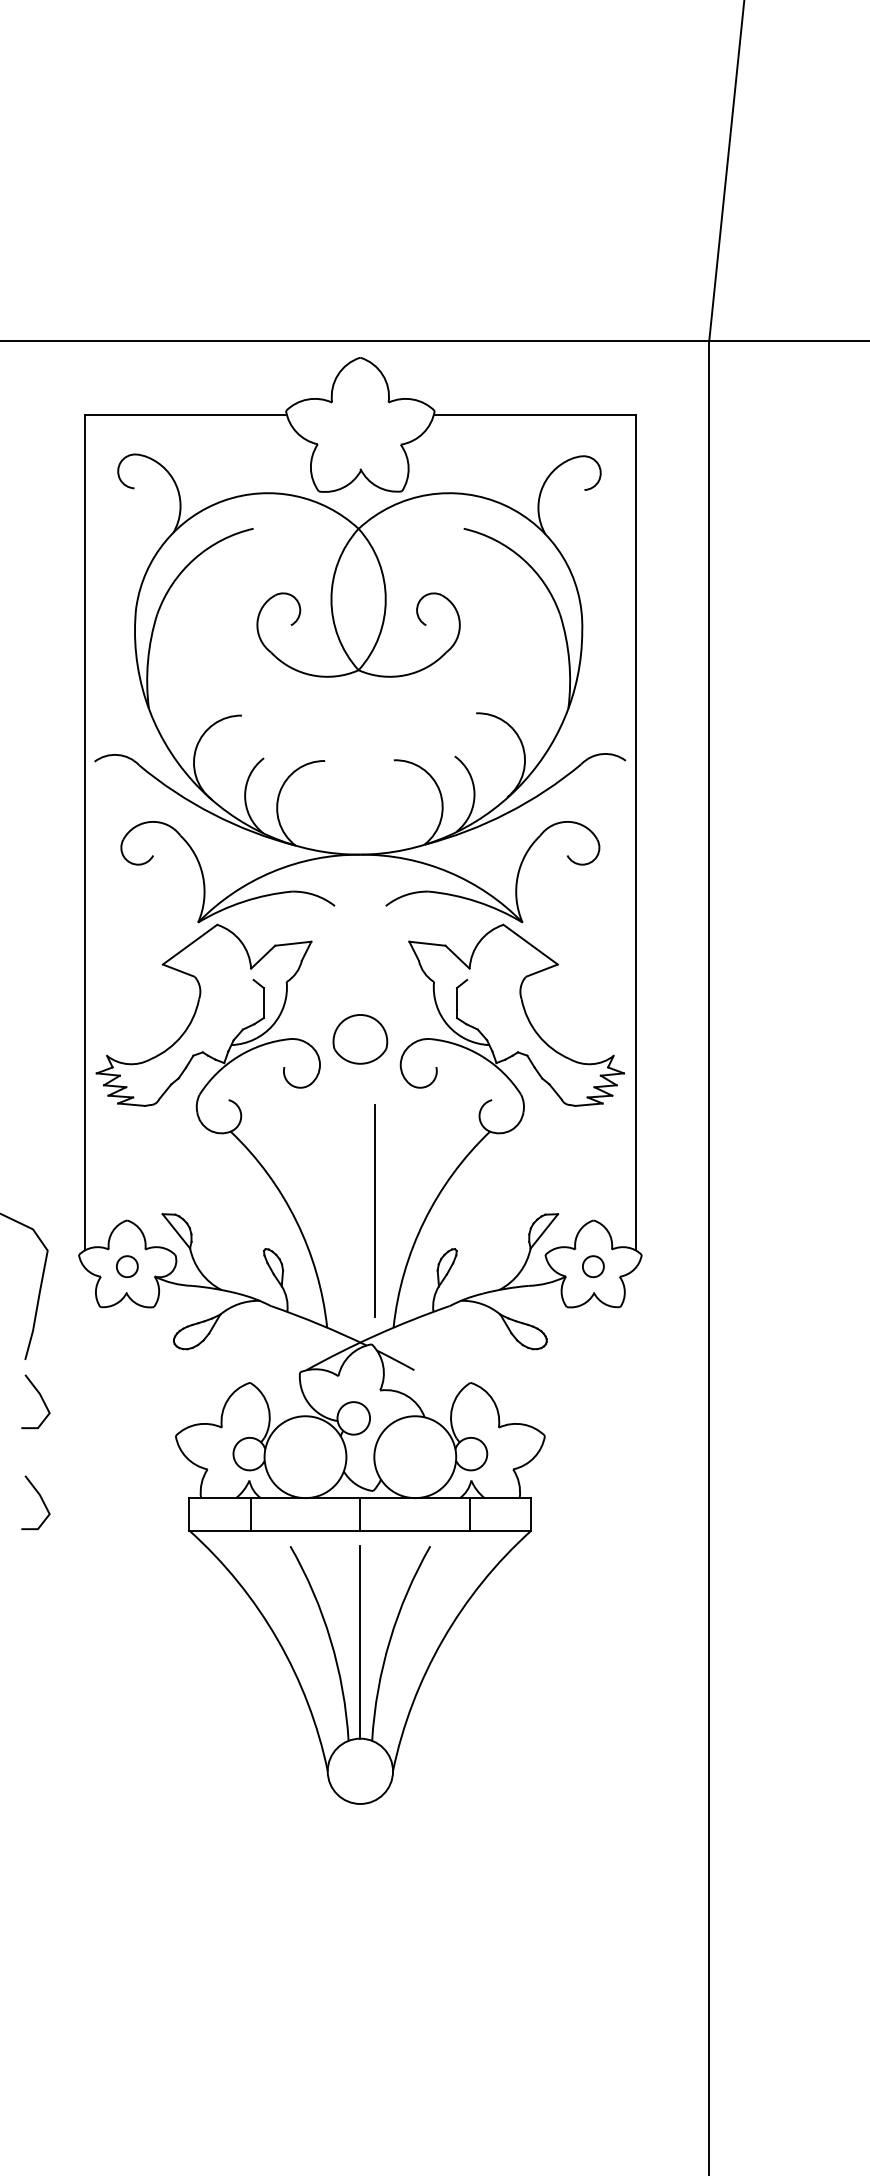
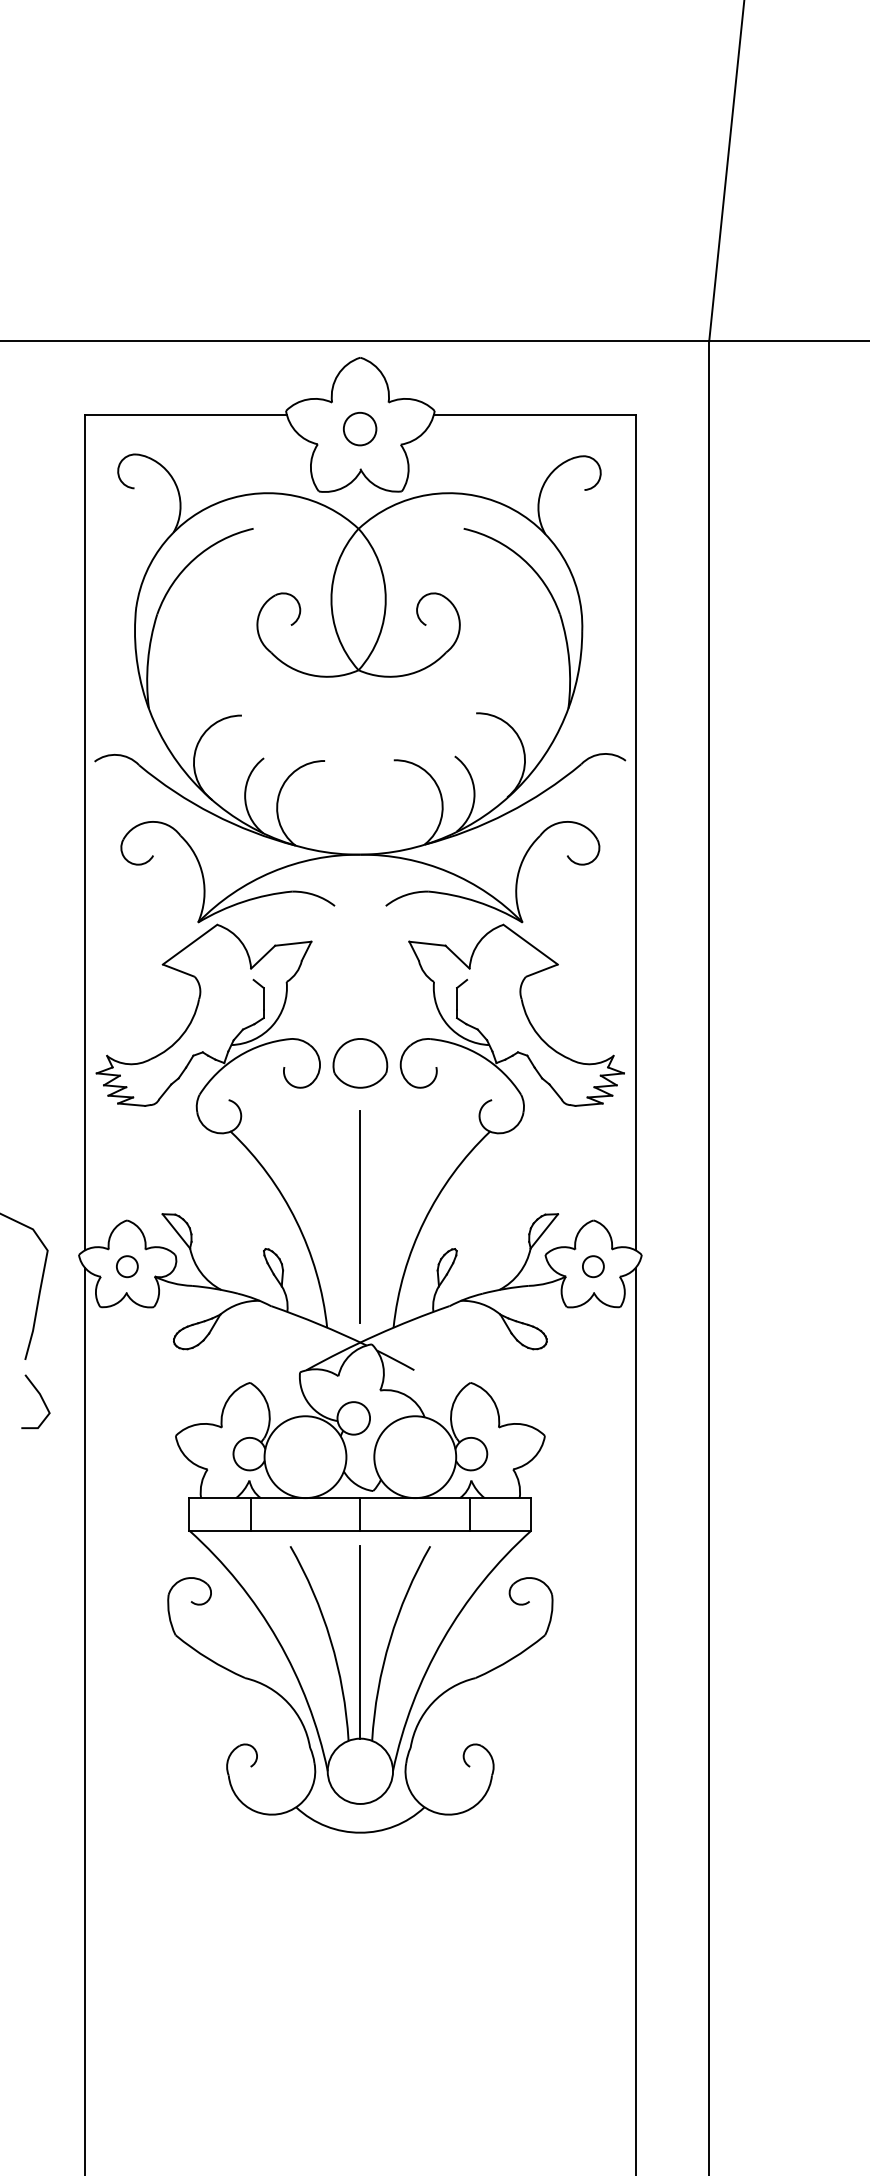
circle: none -> present (360, 429)
part position: (360, 1039) -> (360, 1063) (360, 1063)
line position: (374, 1210) -> (359, 1216) (359, 1216)
line: present -> none (41, 1500)
line: none -> present (85, 1719)
line: none -> present (635, 1719)
part: none -> present (414, 1729)
